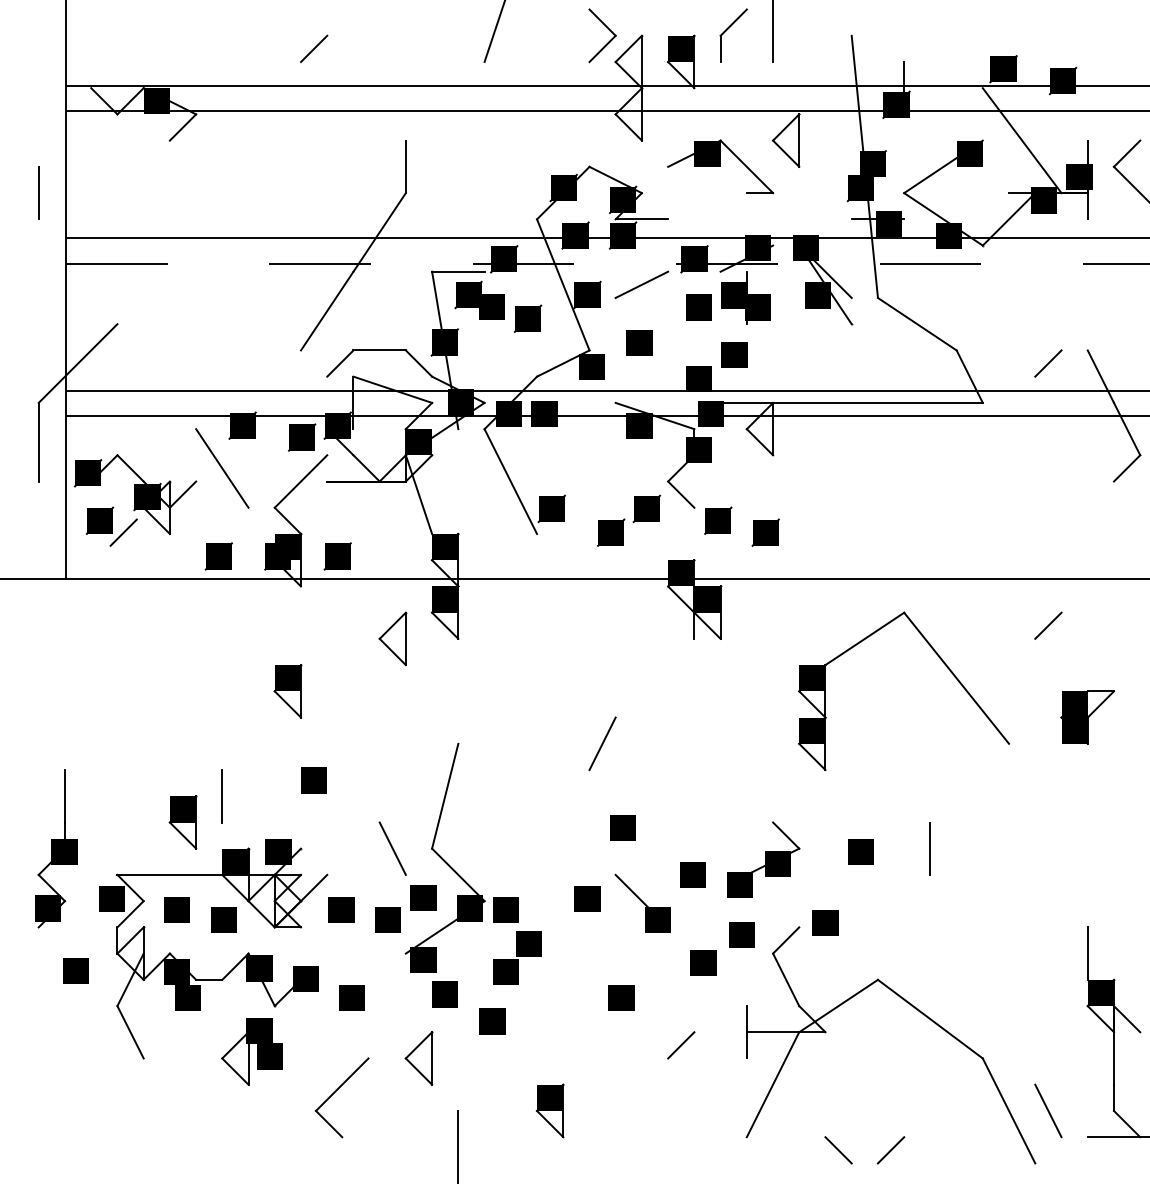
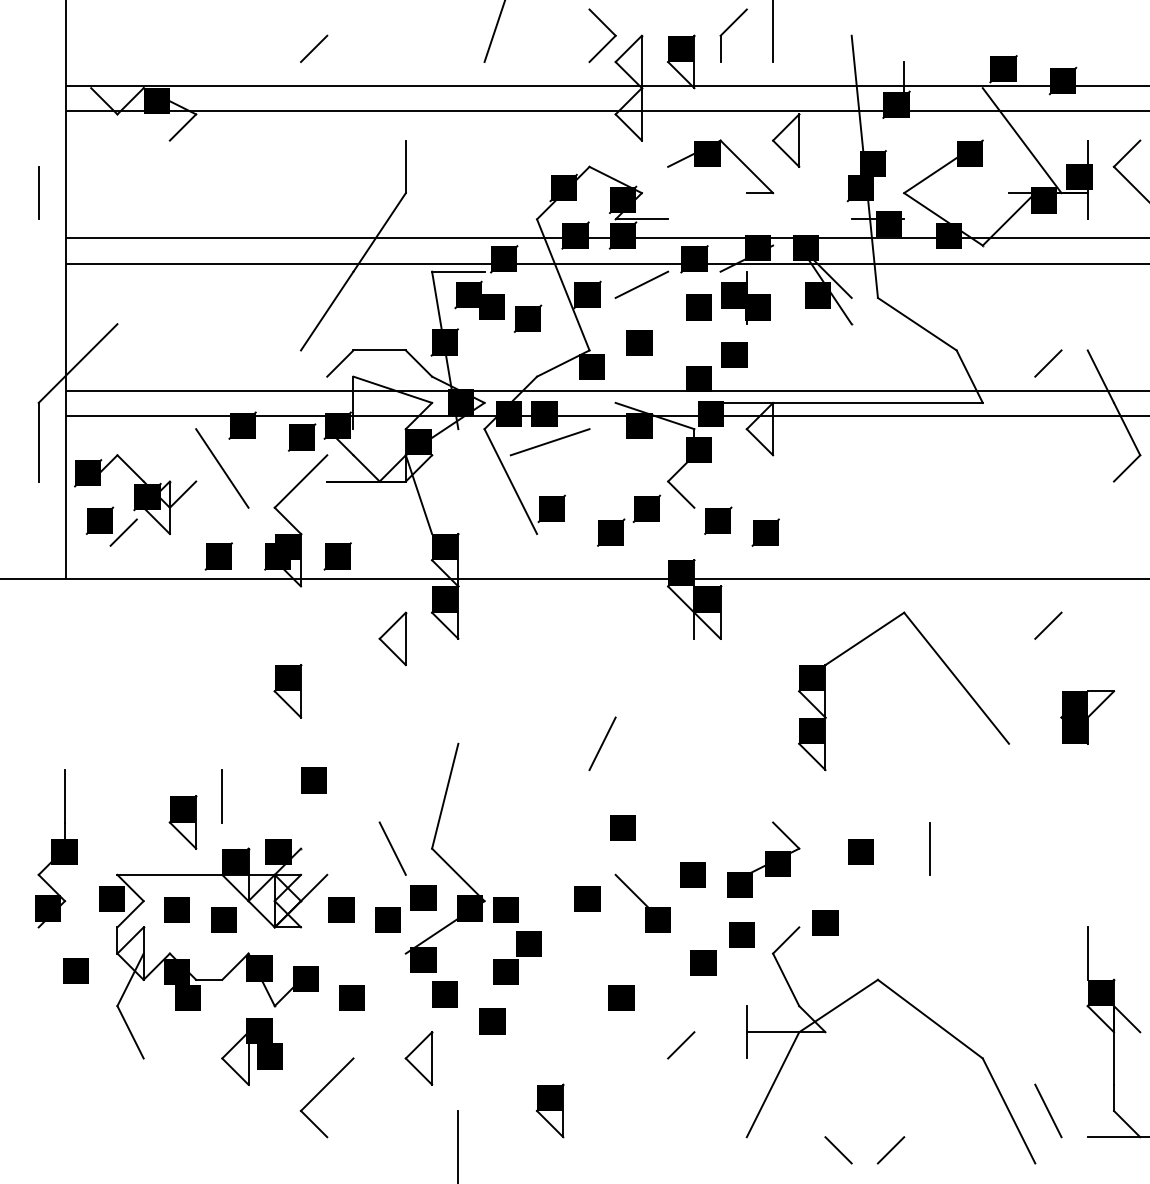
line: dashed -> solid (607, 263)
line: none -> present (549, 442)
part position: (336, 1091) -> (321, 1091) (321, 1091)
